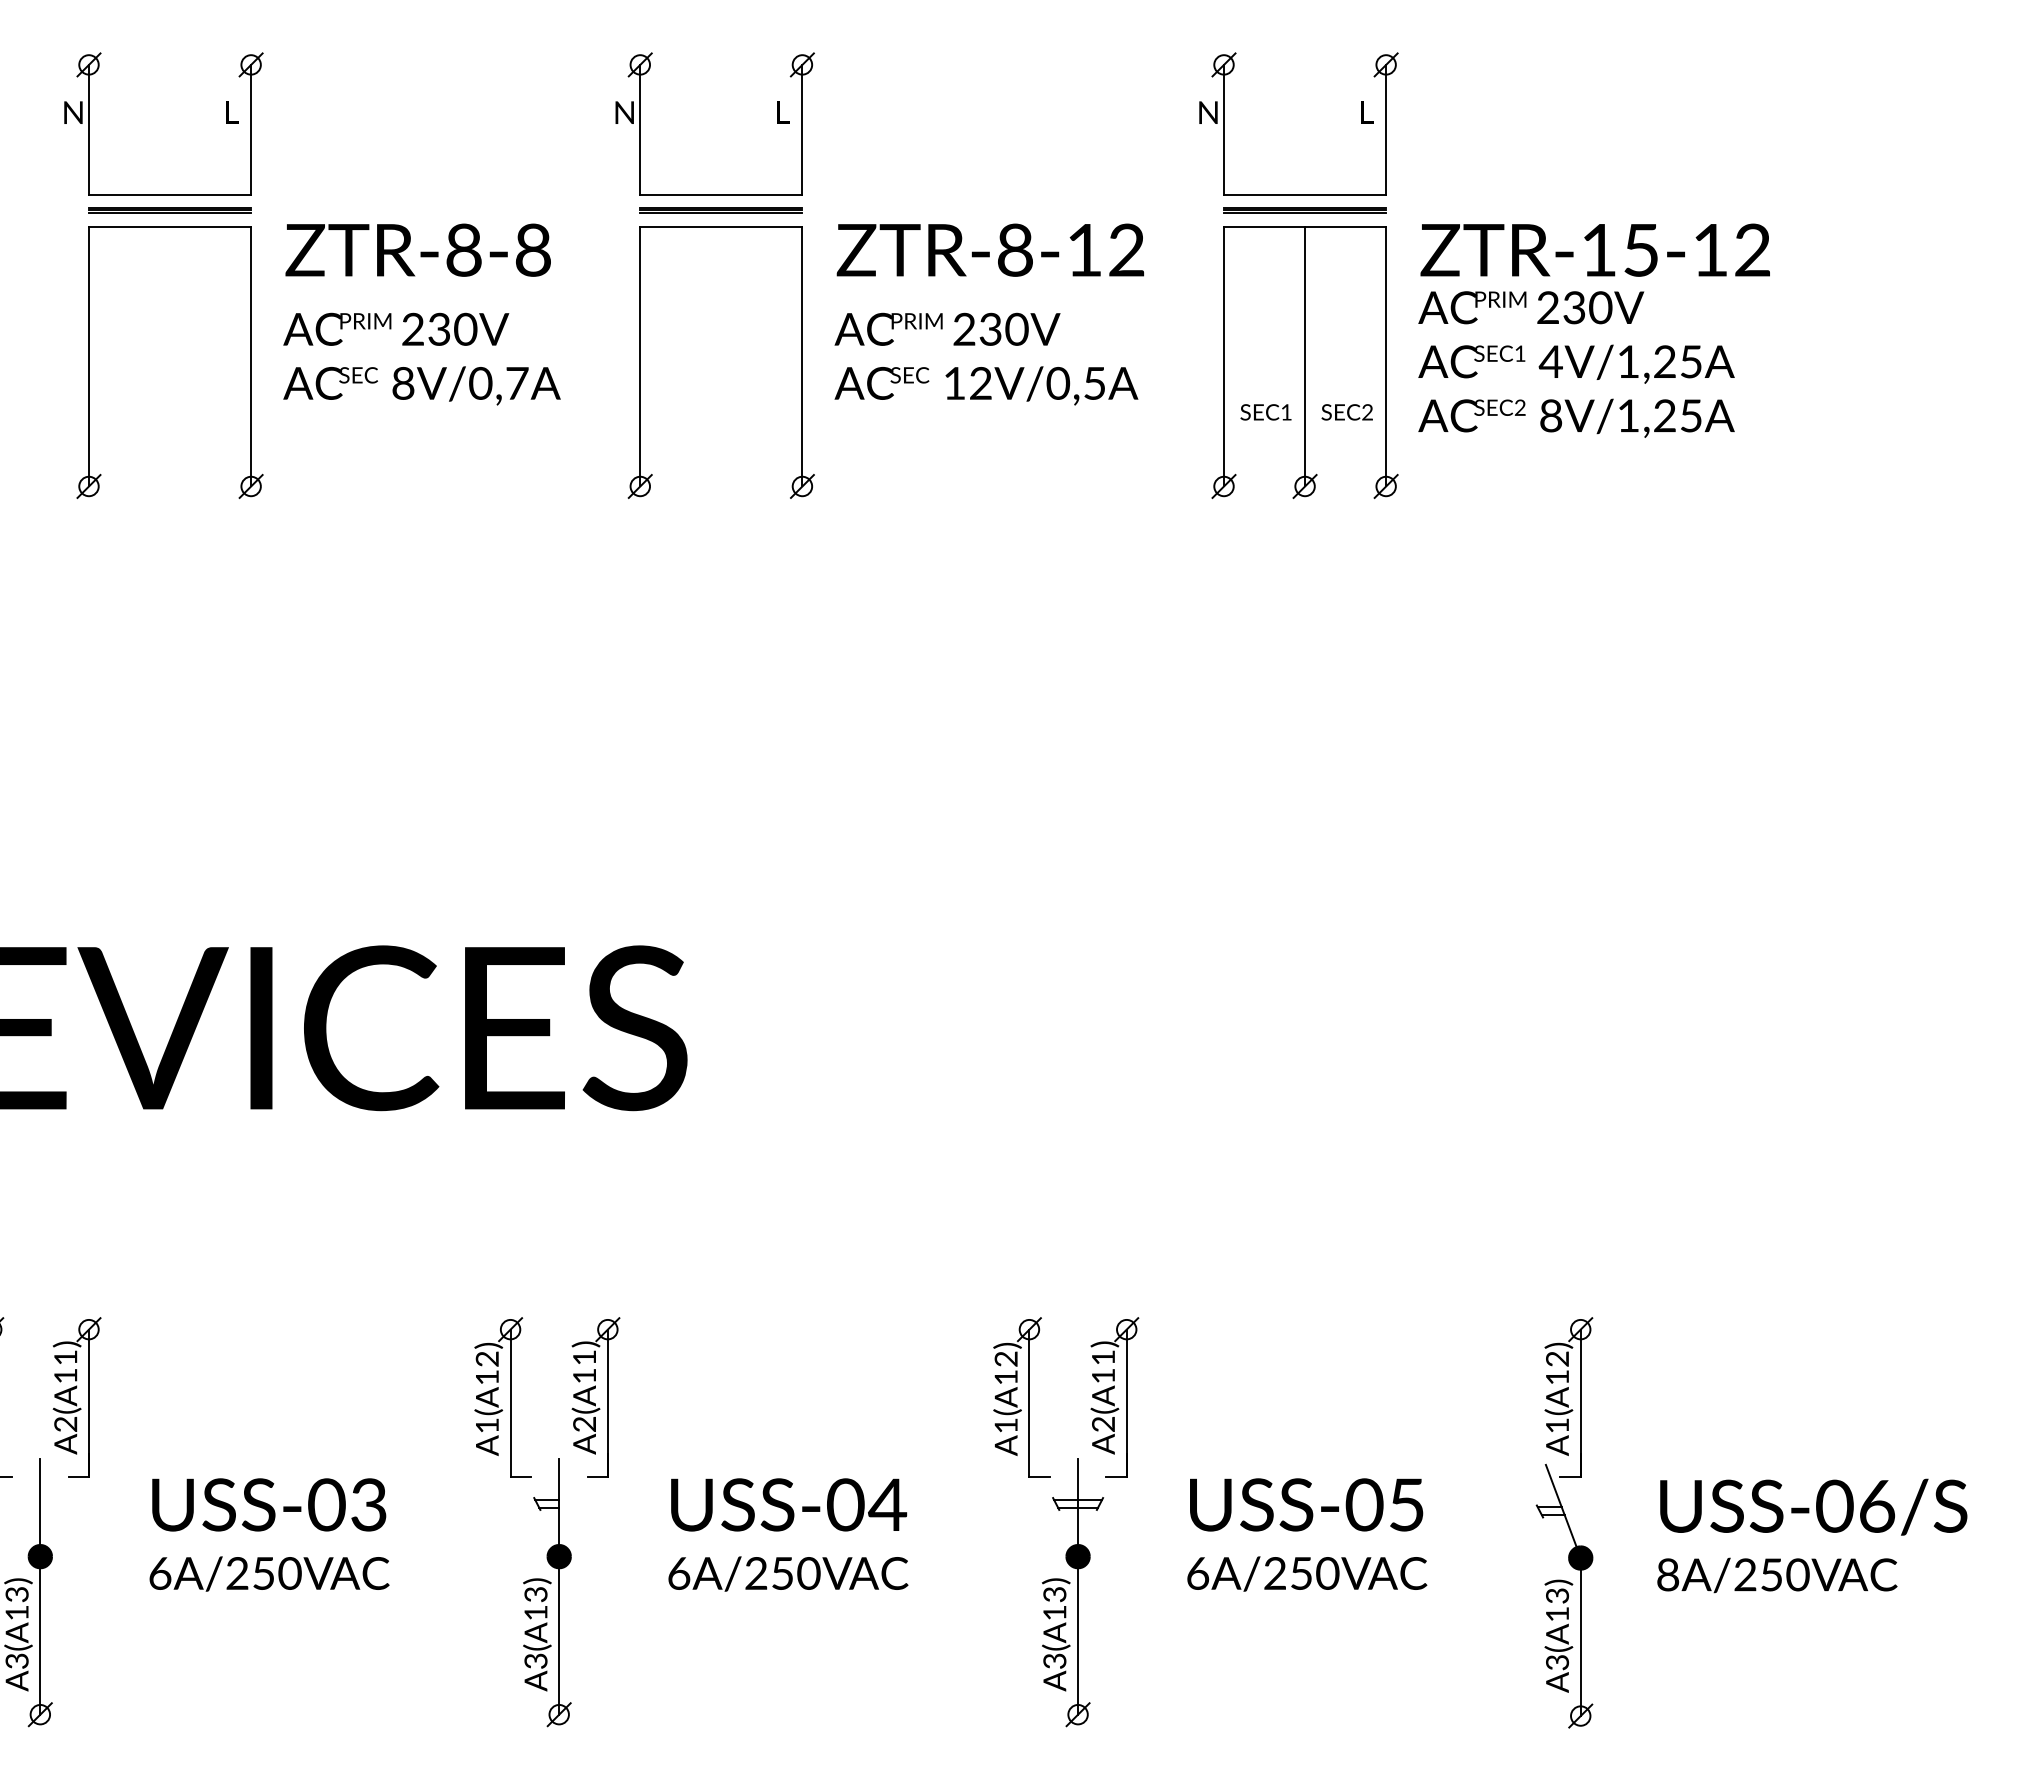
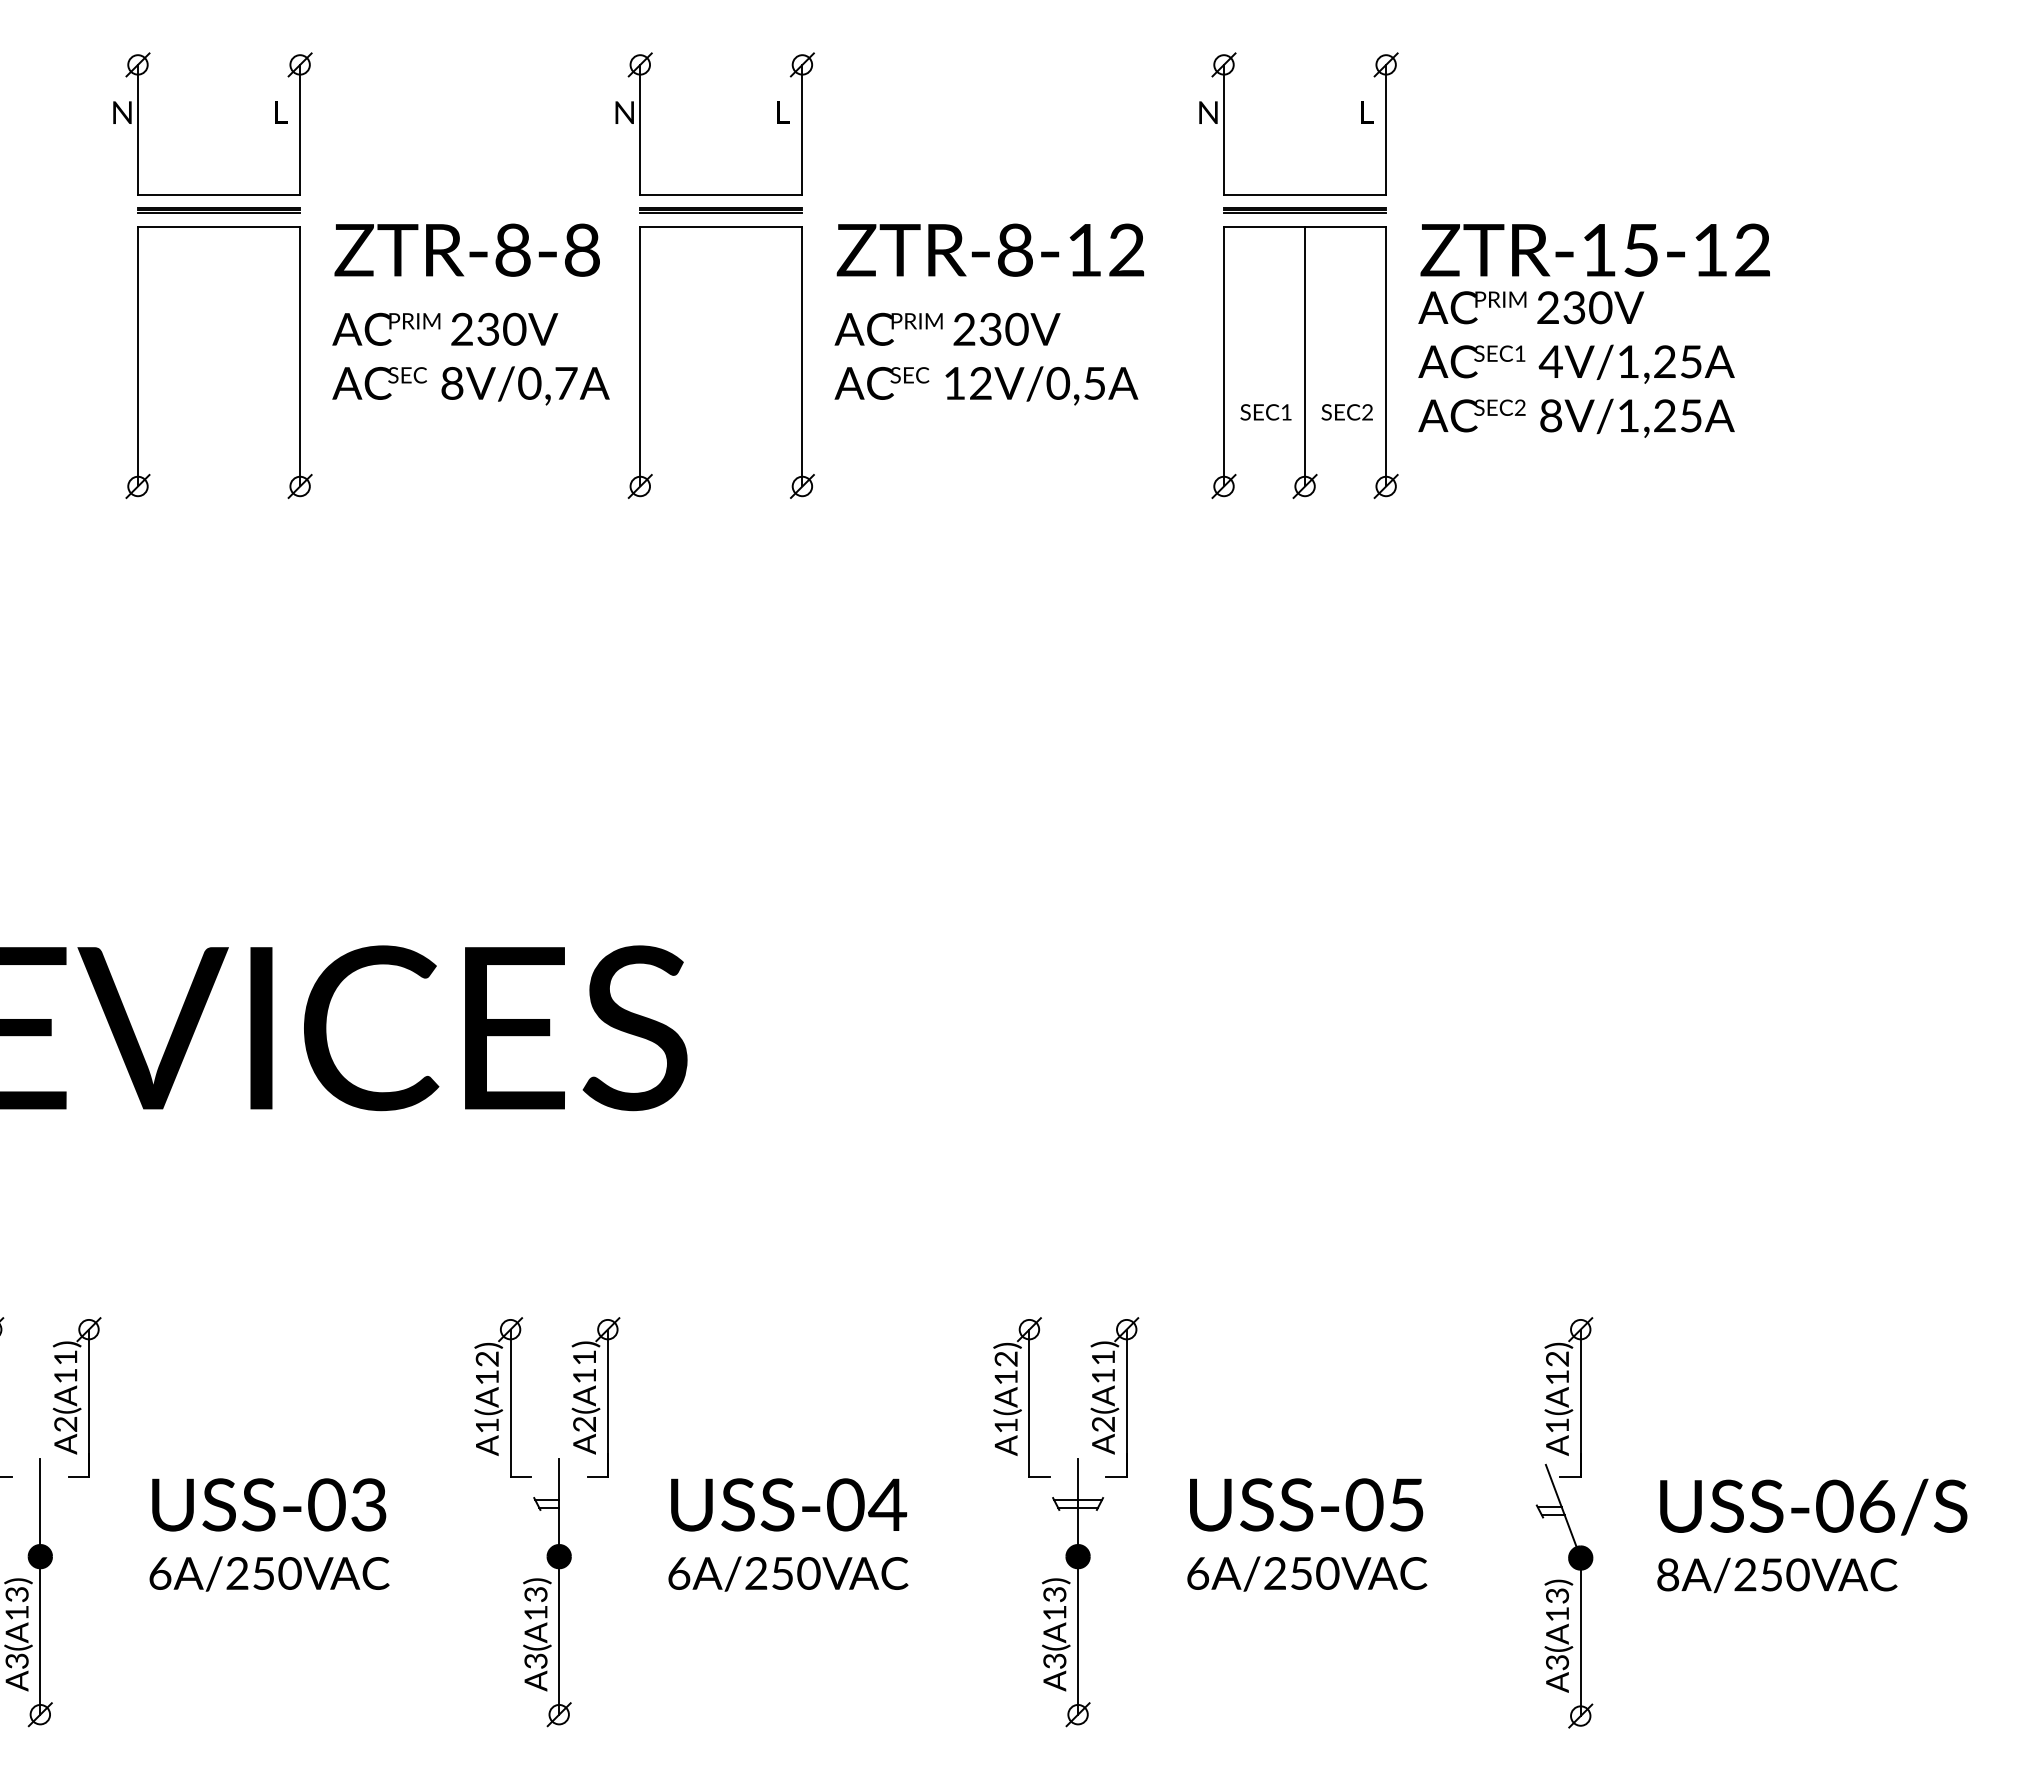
part position: (312, 275) -> (361, 275) (361, 275)
